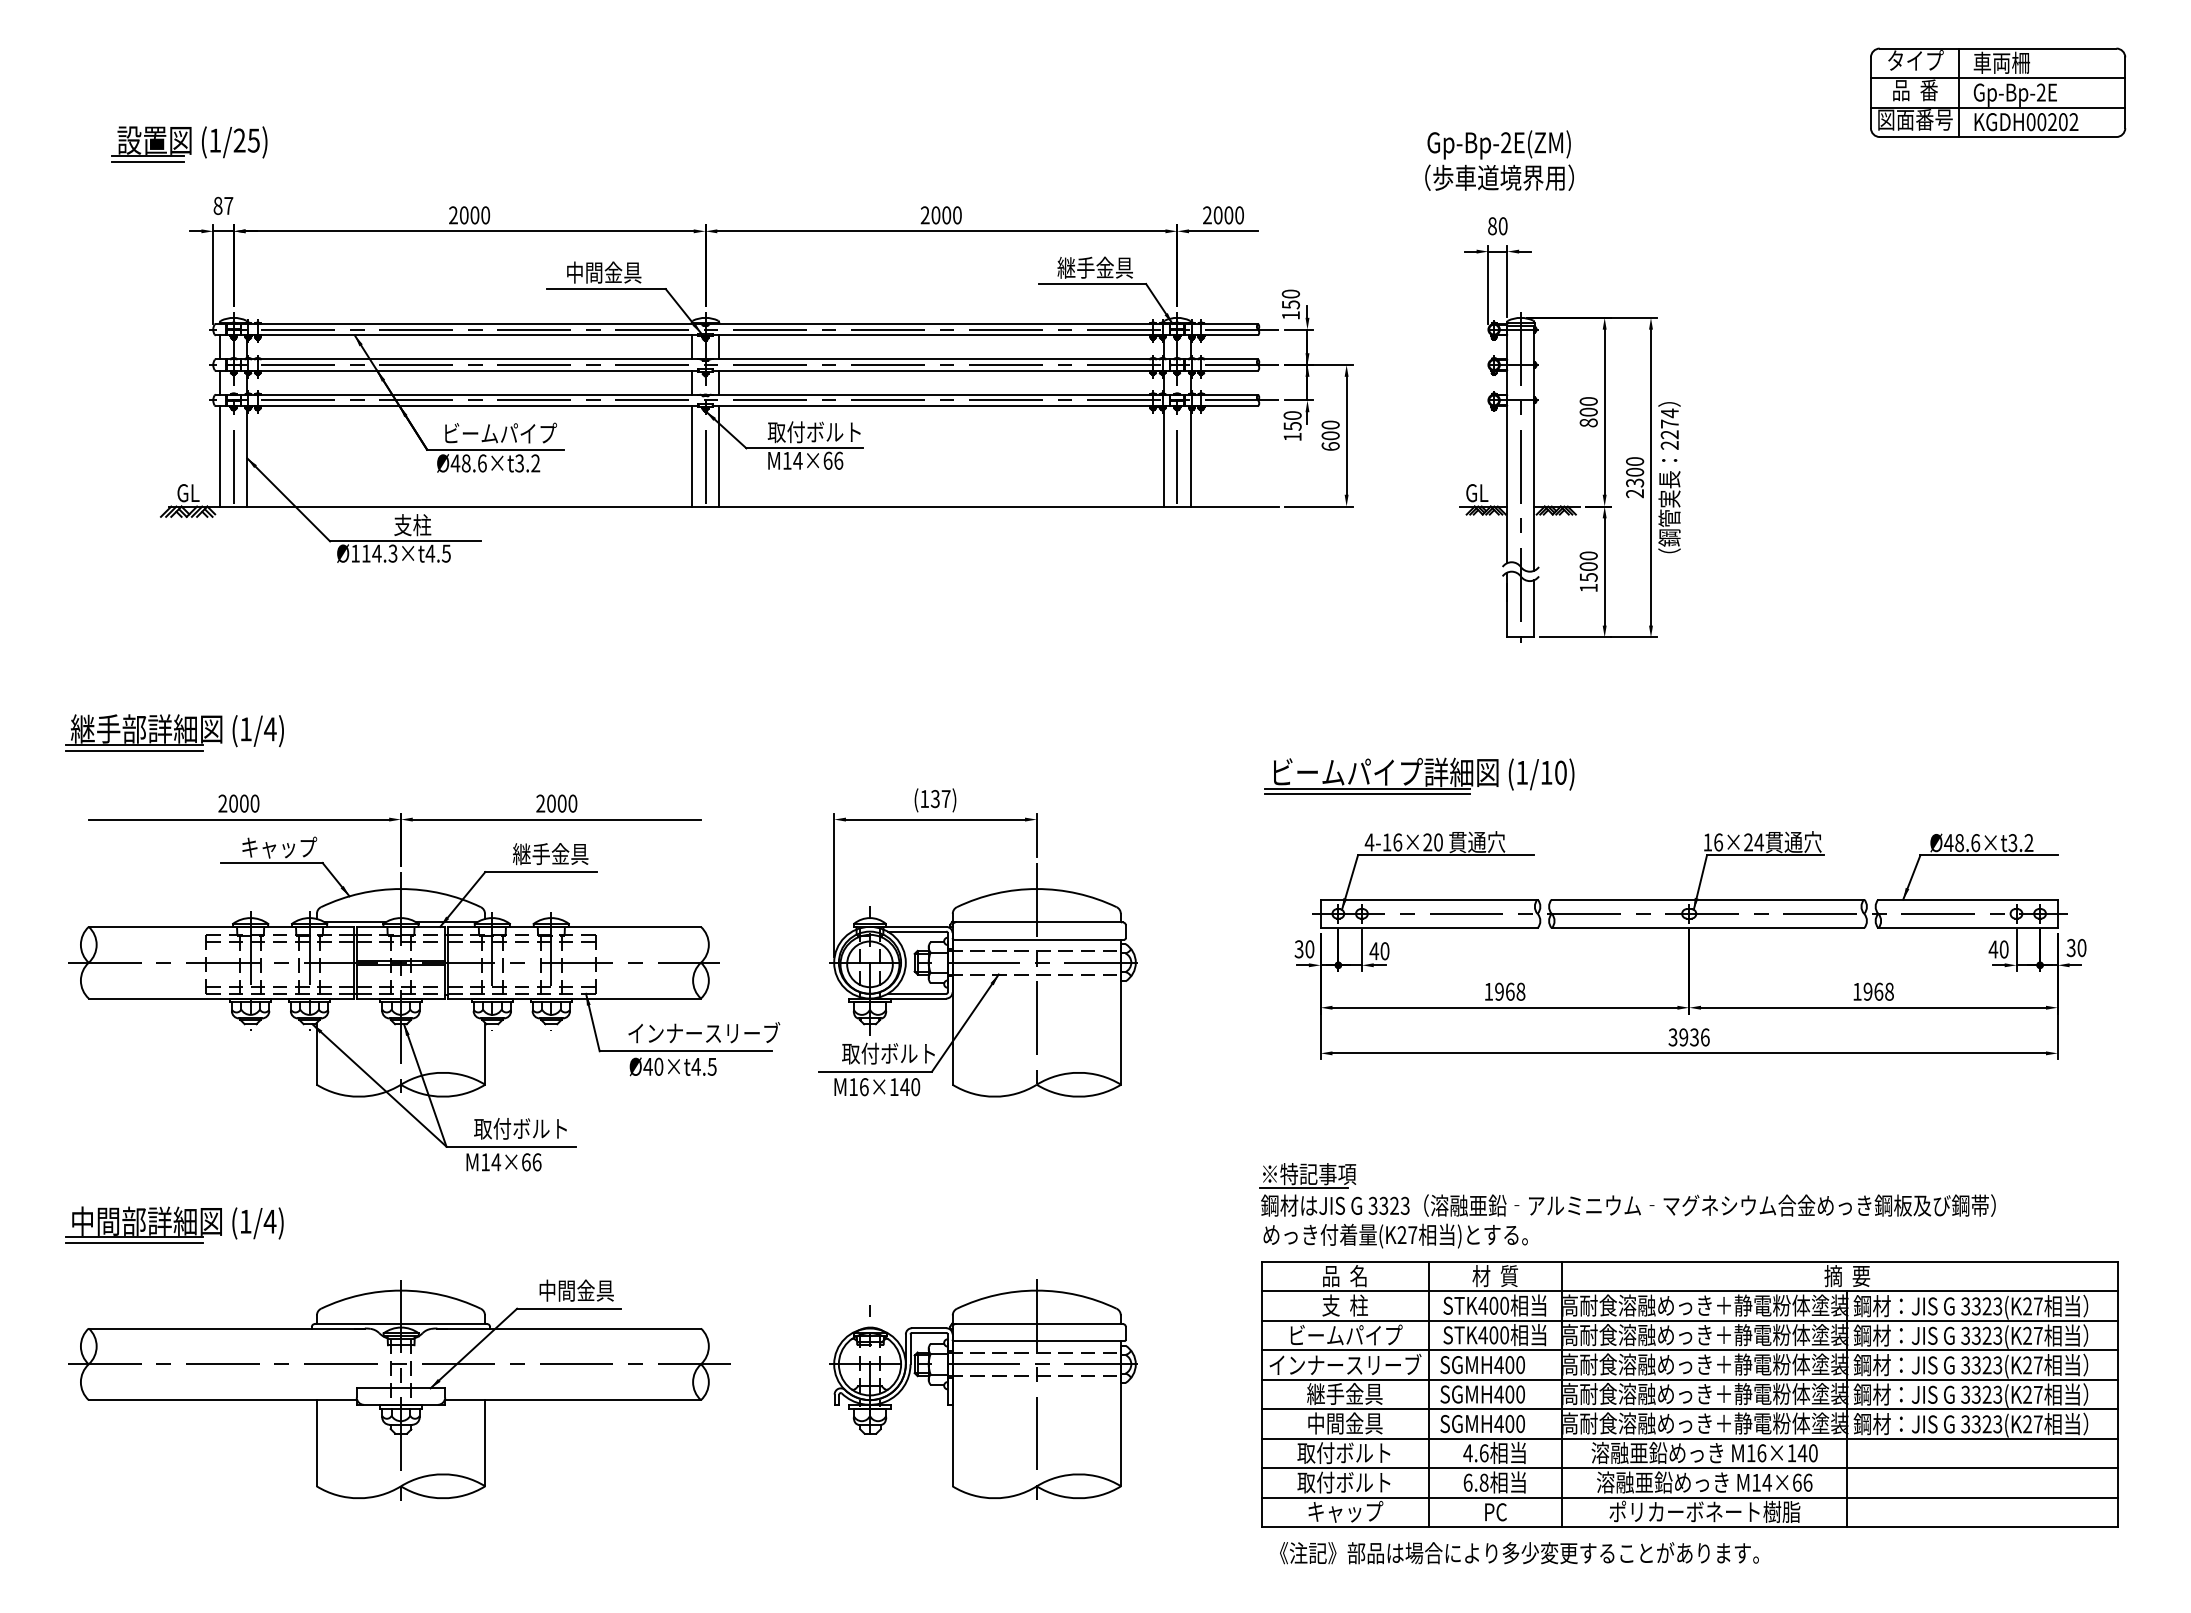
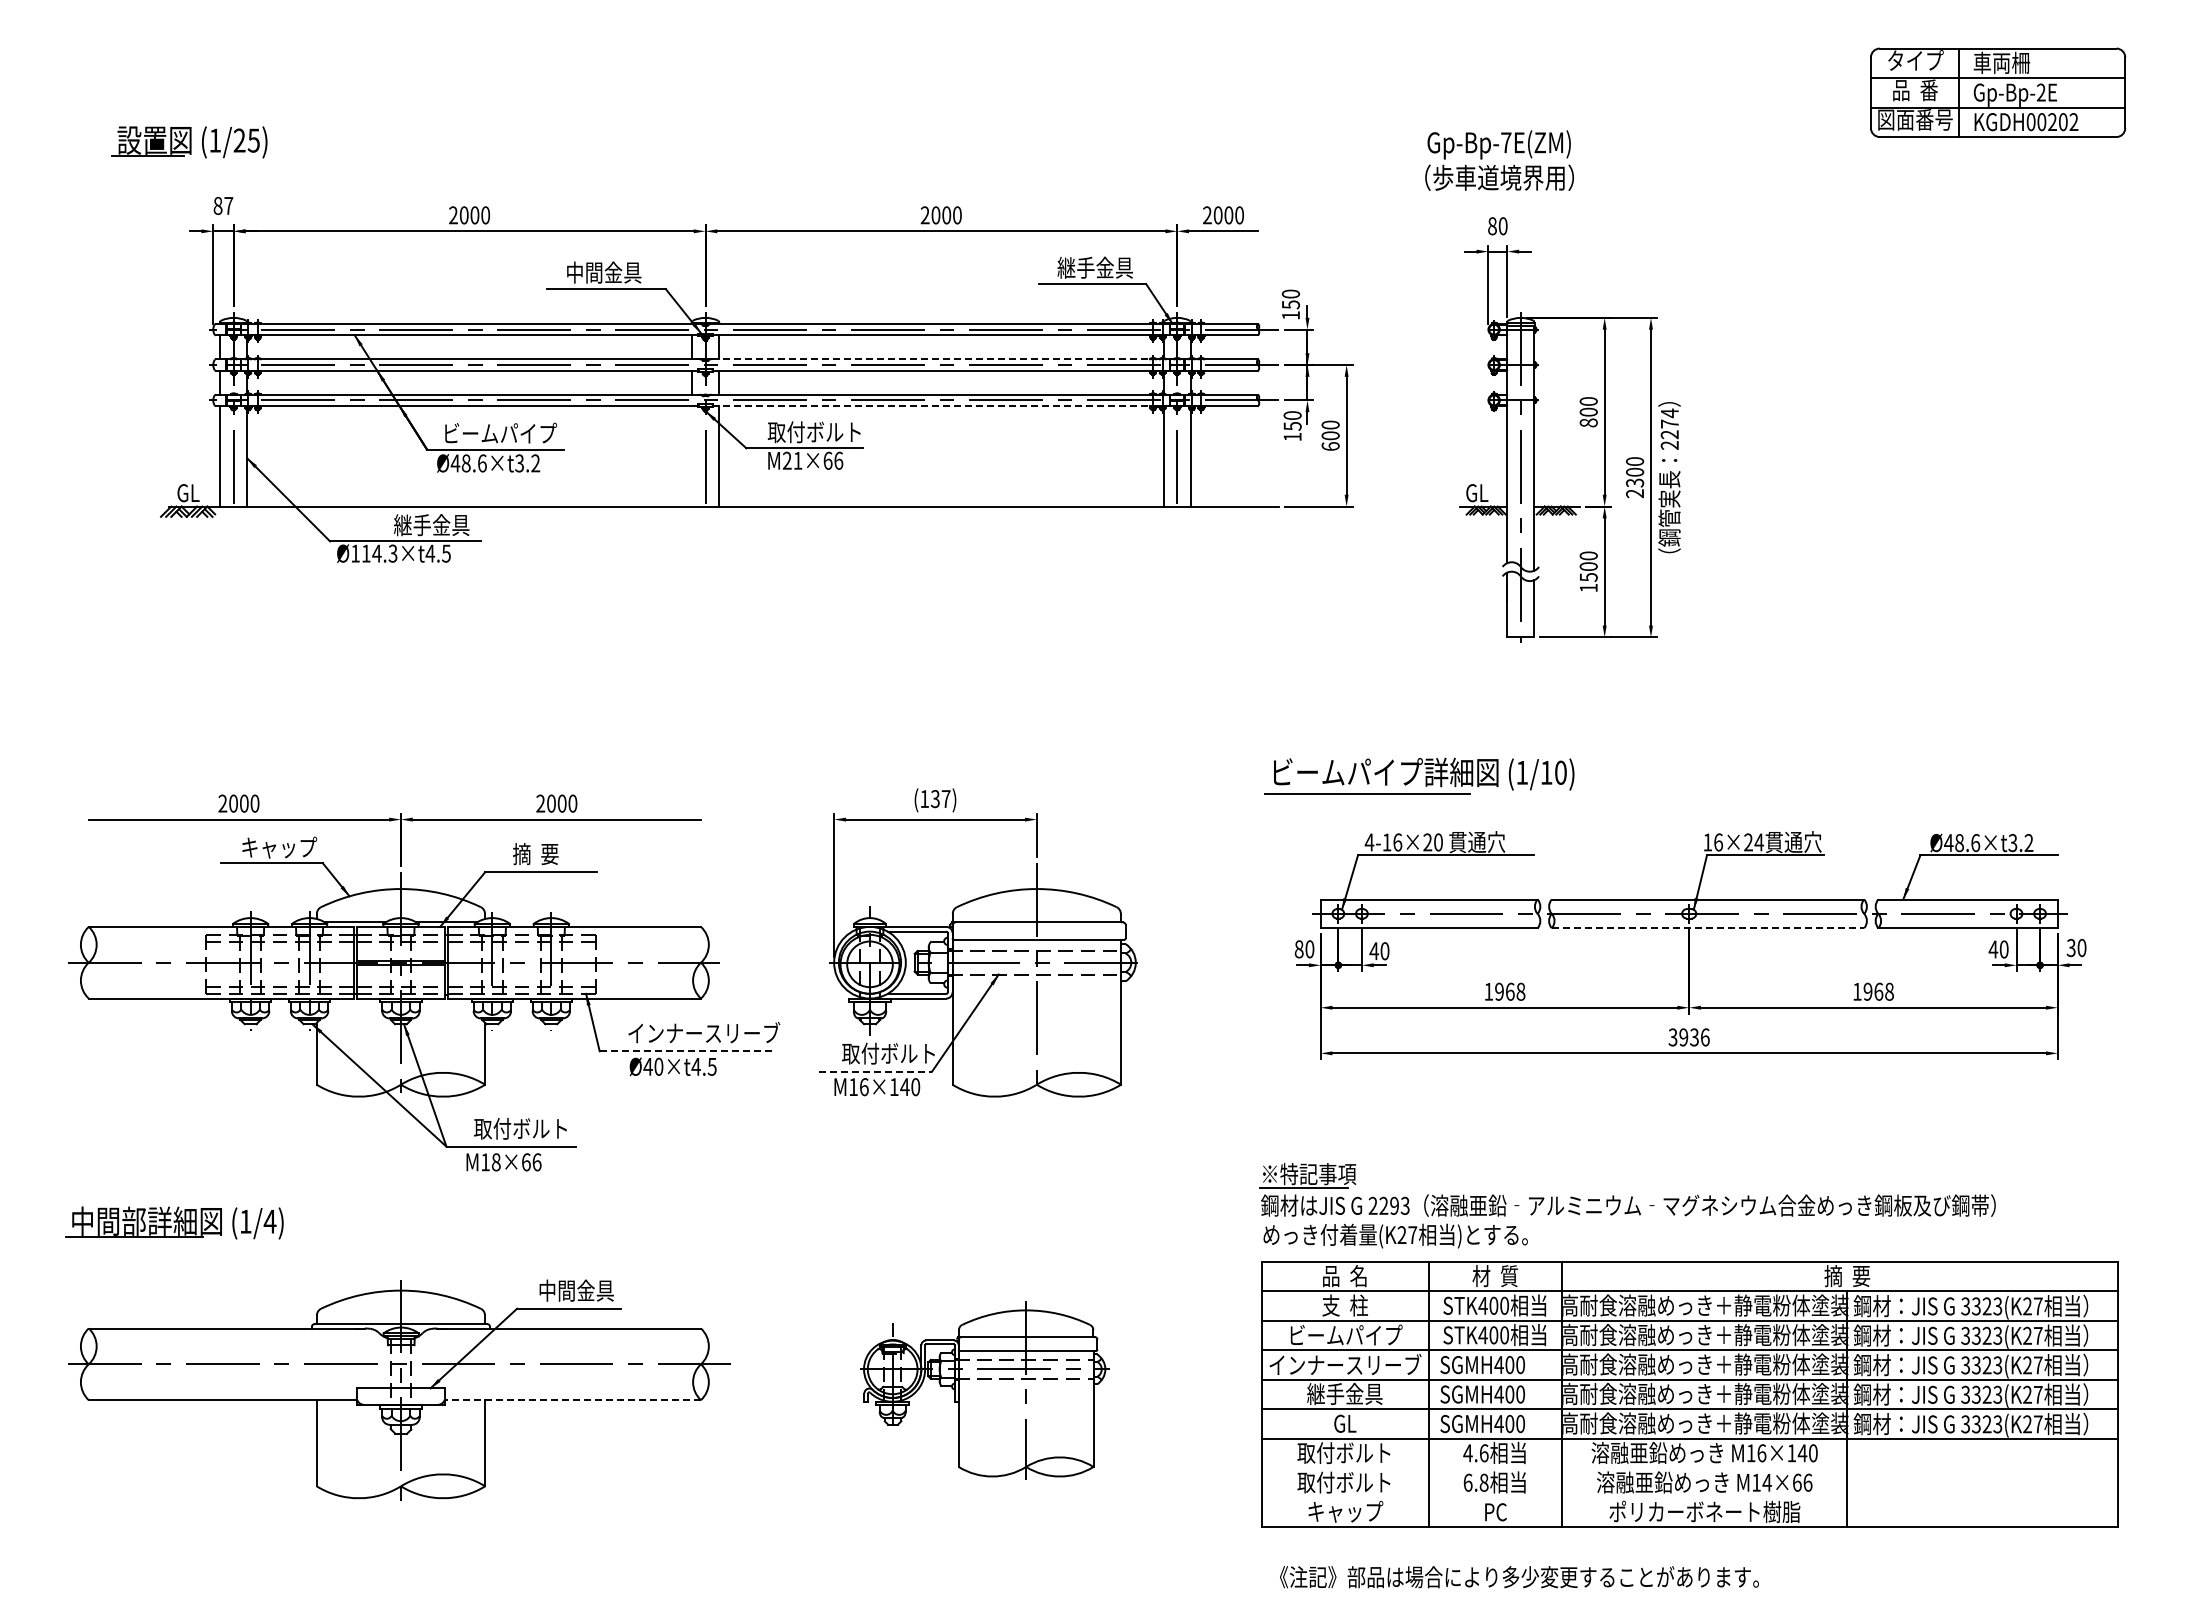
text: Gp-Bp-2E(ZM) -> Gp-Bp-7E(ZM) (1506, 142)
line: present -> none (148, 162)
line: solid -> dashed (940, 359)
line: solid -> dashed (941, 406)
line: present -> none (692, 456)
text: M14×66 -> M21×66 (792, 460)
text: 支柱 -> 継手金具 (431, 525)
part: present -> none (174, 732)
line: present -> none (1367, 788)
text: 継手金具 -> 摘  要 (550, 854)
line: solid -> dashed (1708, 928)
text: 30 -> 80 (1298, 949)
line: solid -> dashed (686, 1051)
line: solid -> dashed (876, 1071)
text: M14×66 -> M18×66 (496, 1162)
text: 3323 -> 2293 (1383, 1205)
line: present -> none (134, 1243)
part size: 309x221 px -> 250x179 px (984, 1390)
line: solid -> dashed (572, 1400)
text: 中間金具 -> GL (1345, 1423)
line: present -> none (1689, 1468)
line: present -> none (1689, 1497)
text position: (1519, 1553) -> (1519, 1577) (1519, 1577)
